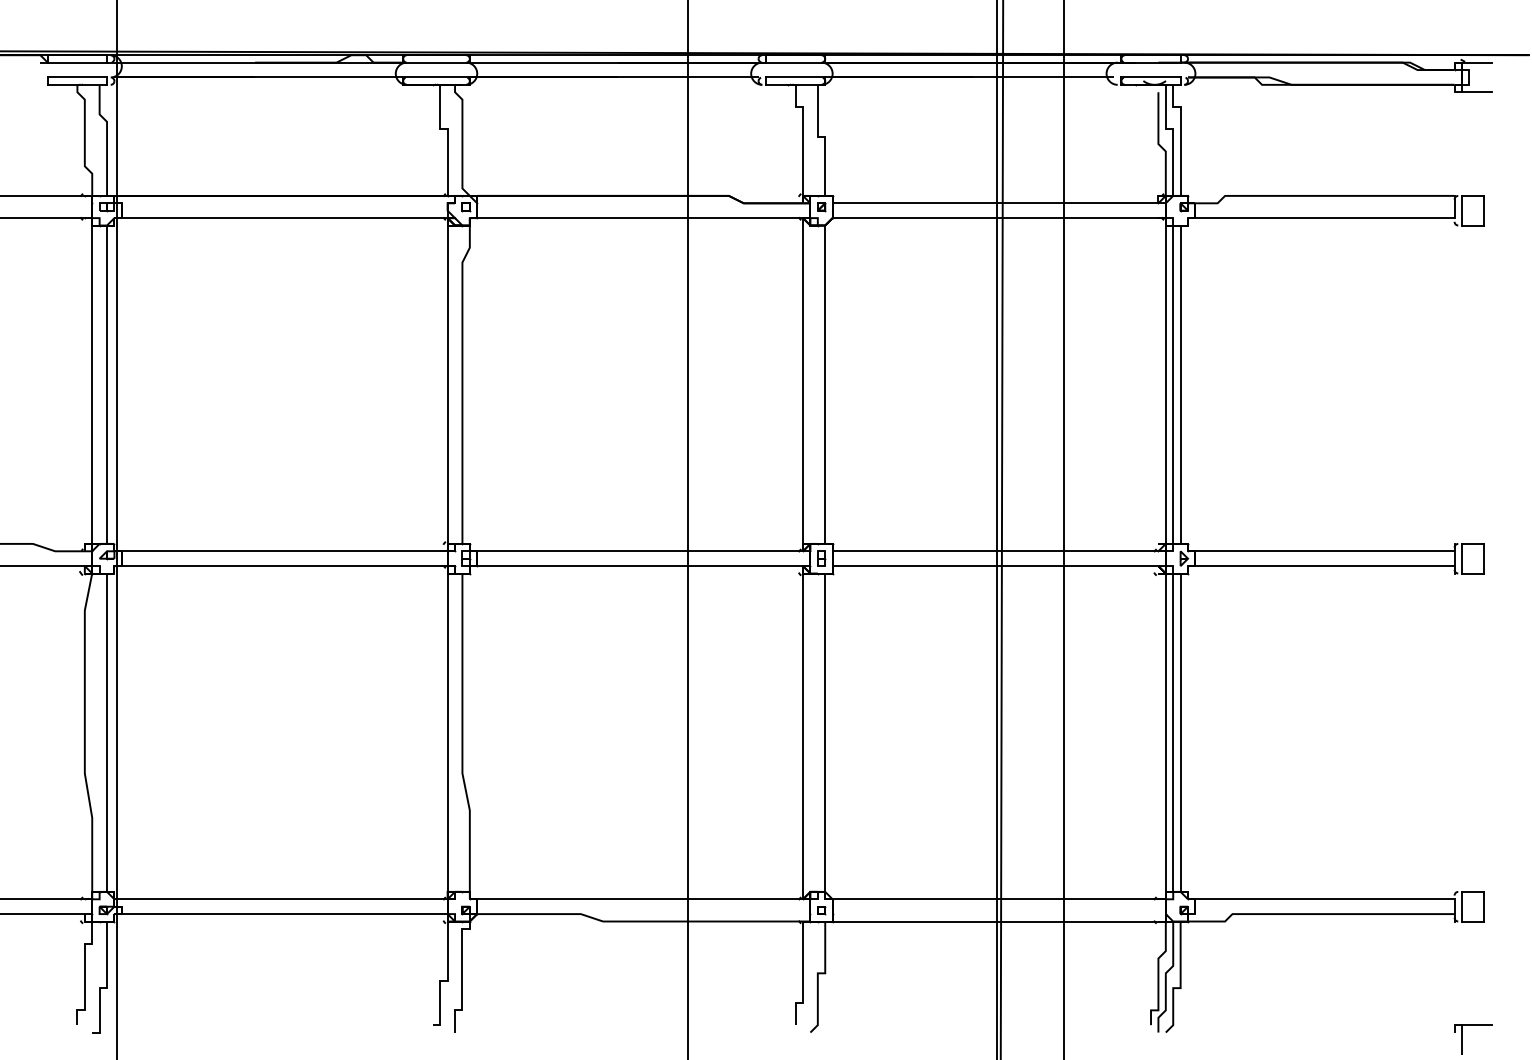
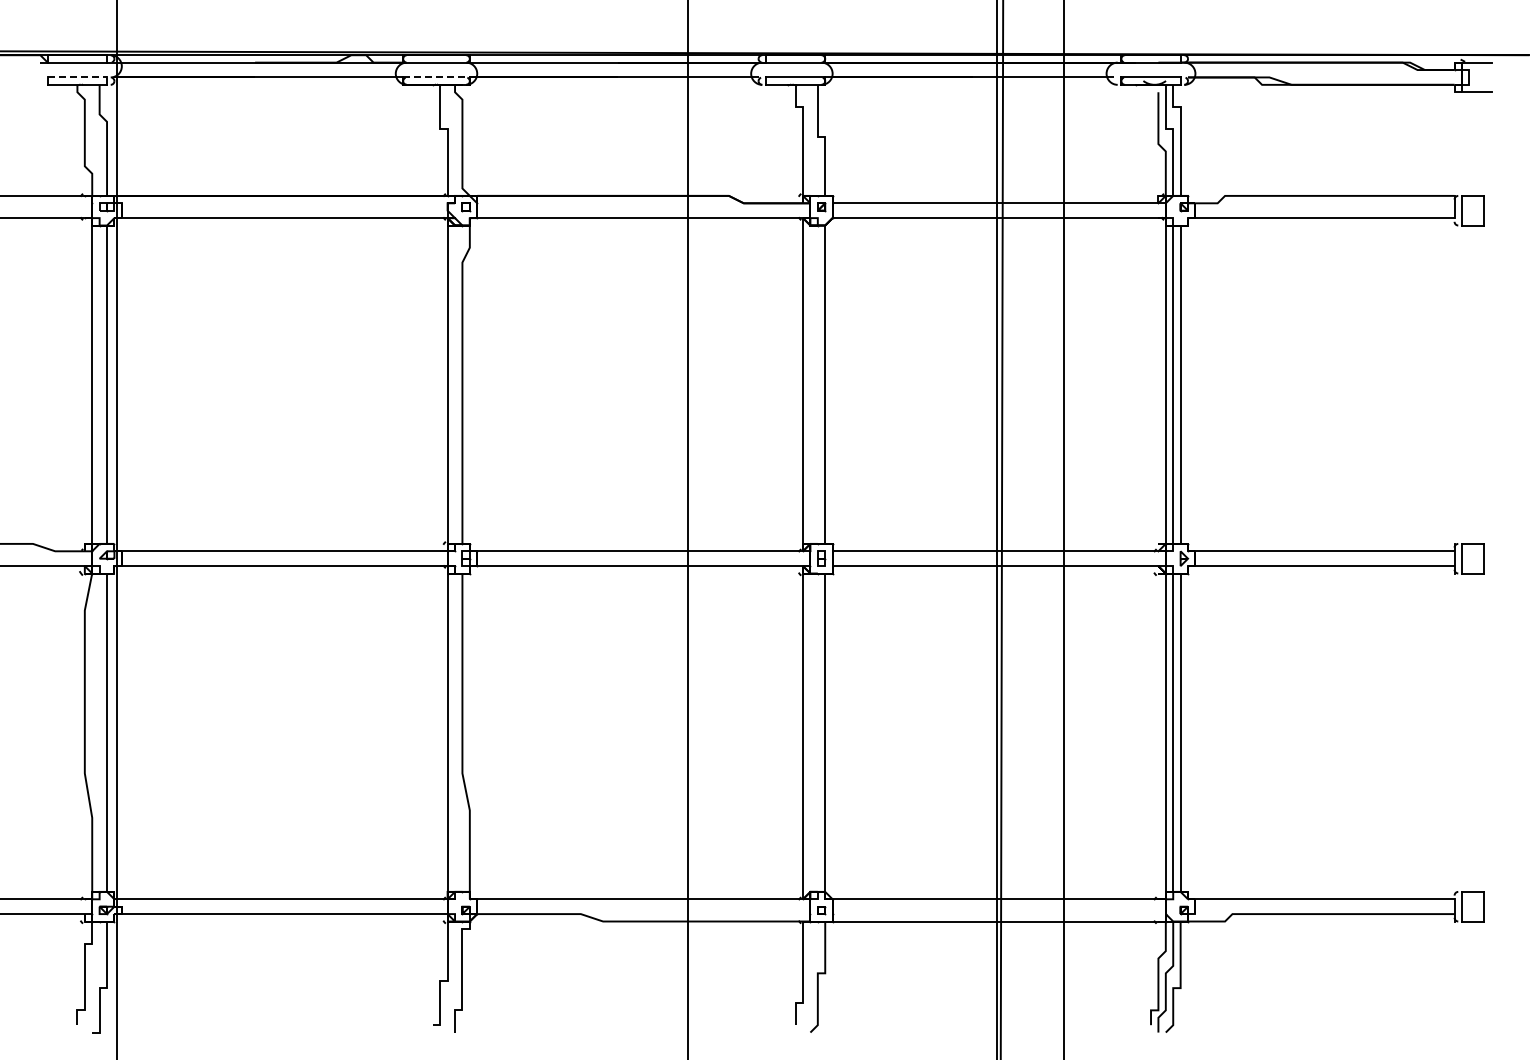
line: solid -> dashed (77, 77)
line: solid -> dashed (437, 77)
part: present -> none (1462, 1039)
